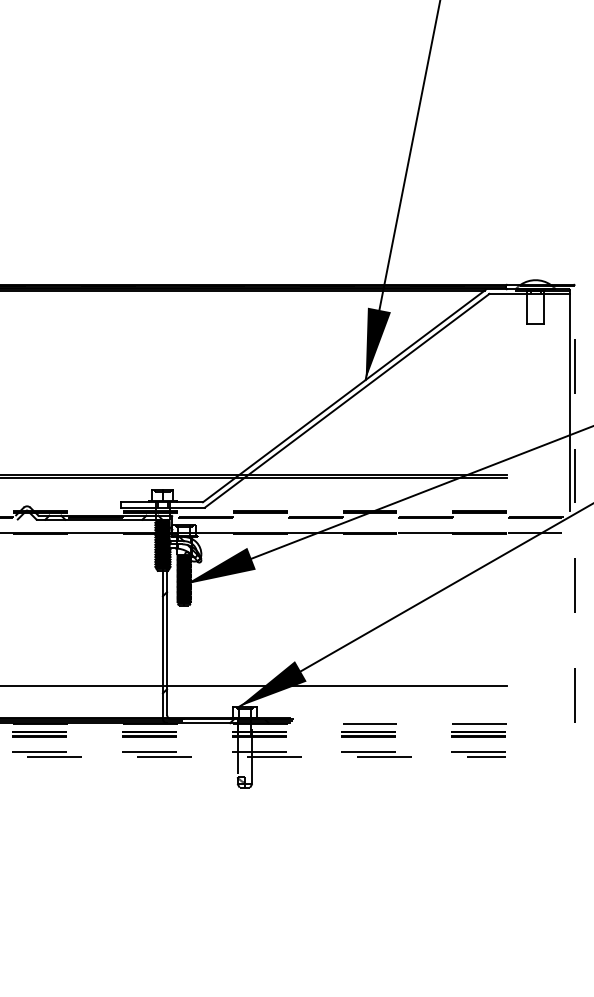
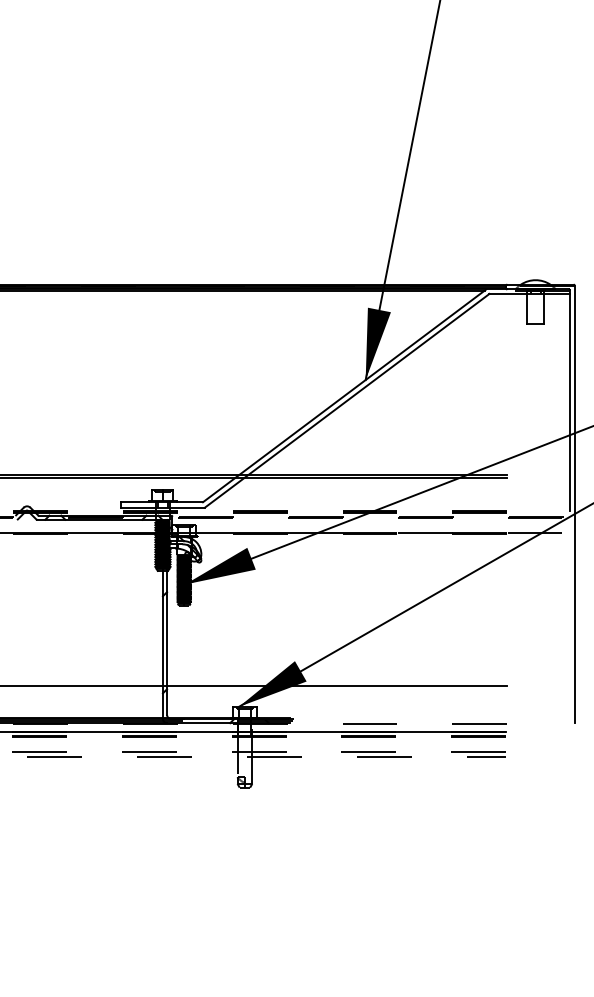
line: dashed -> solid (574, 504)
line: dashed -> solid (253, 731)
